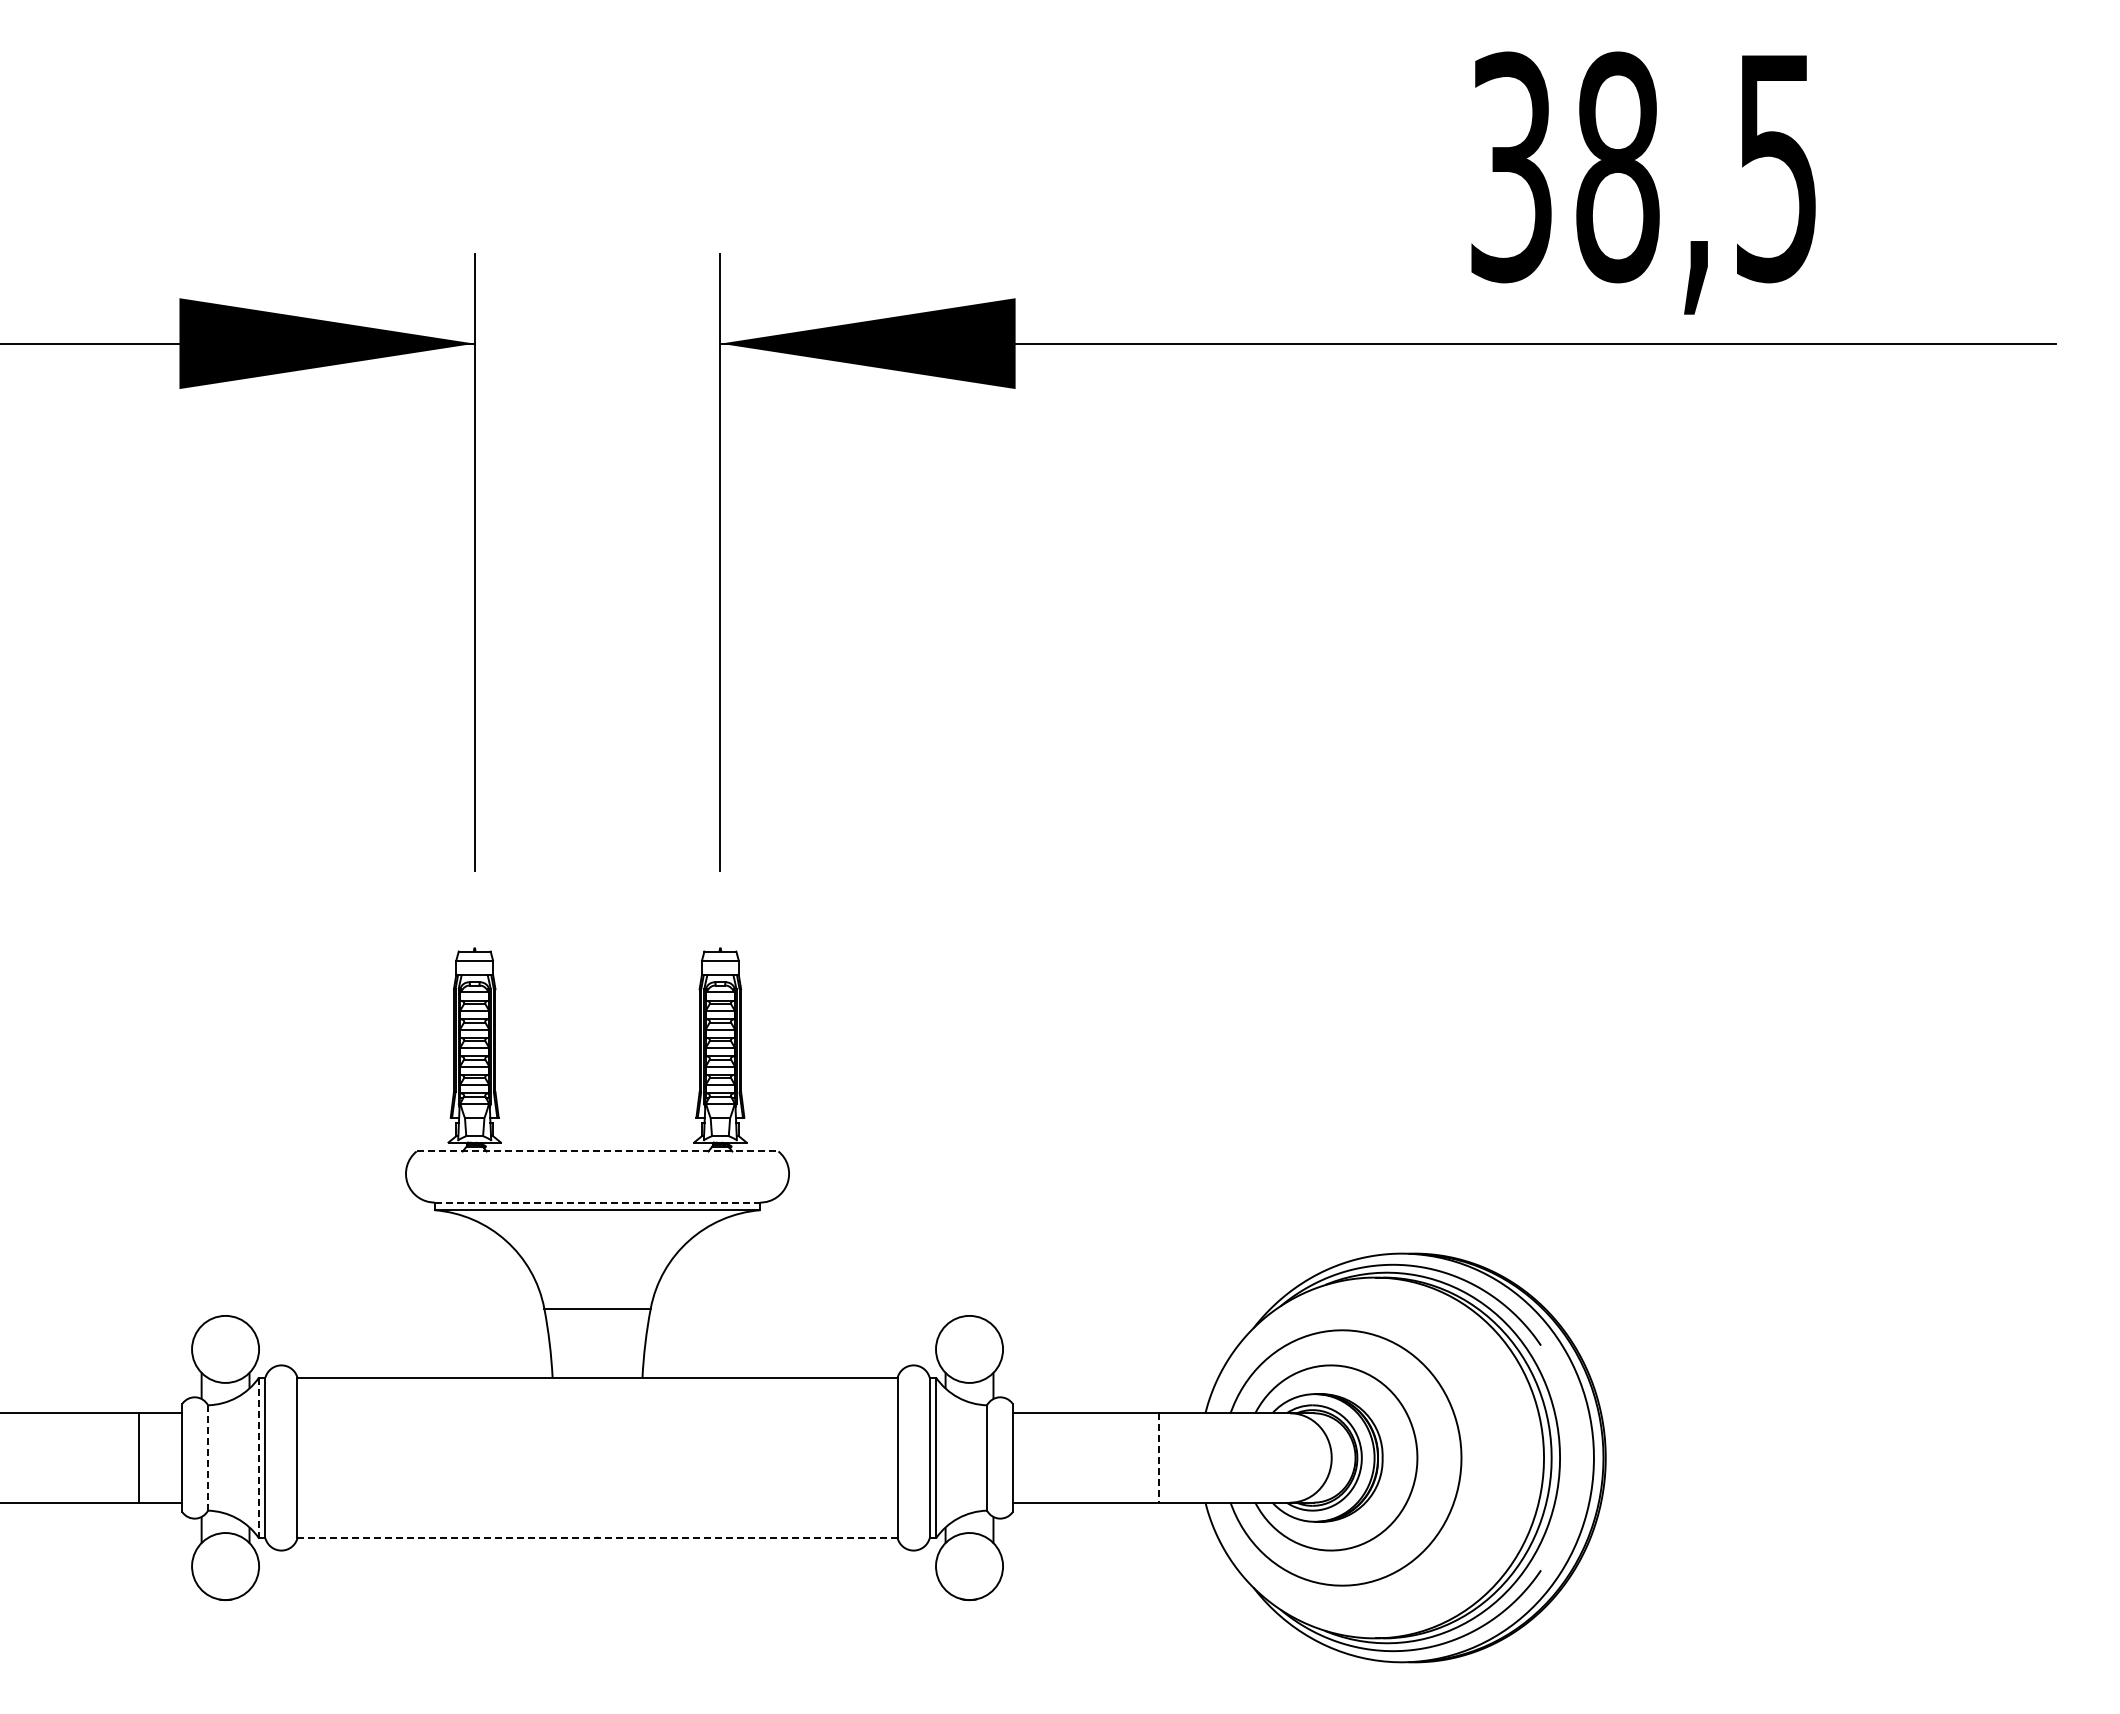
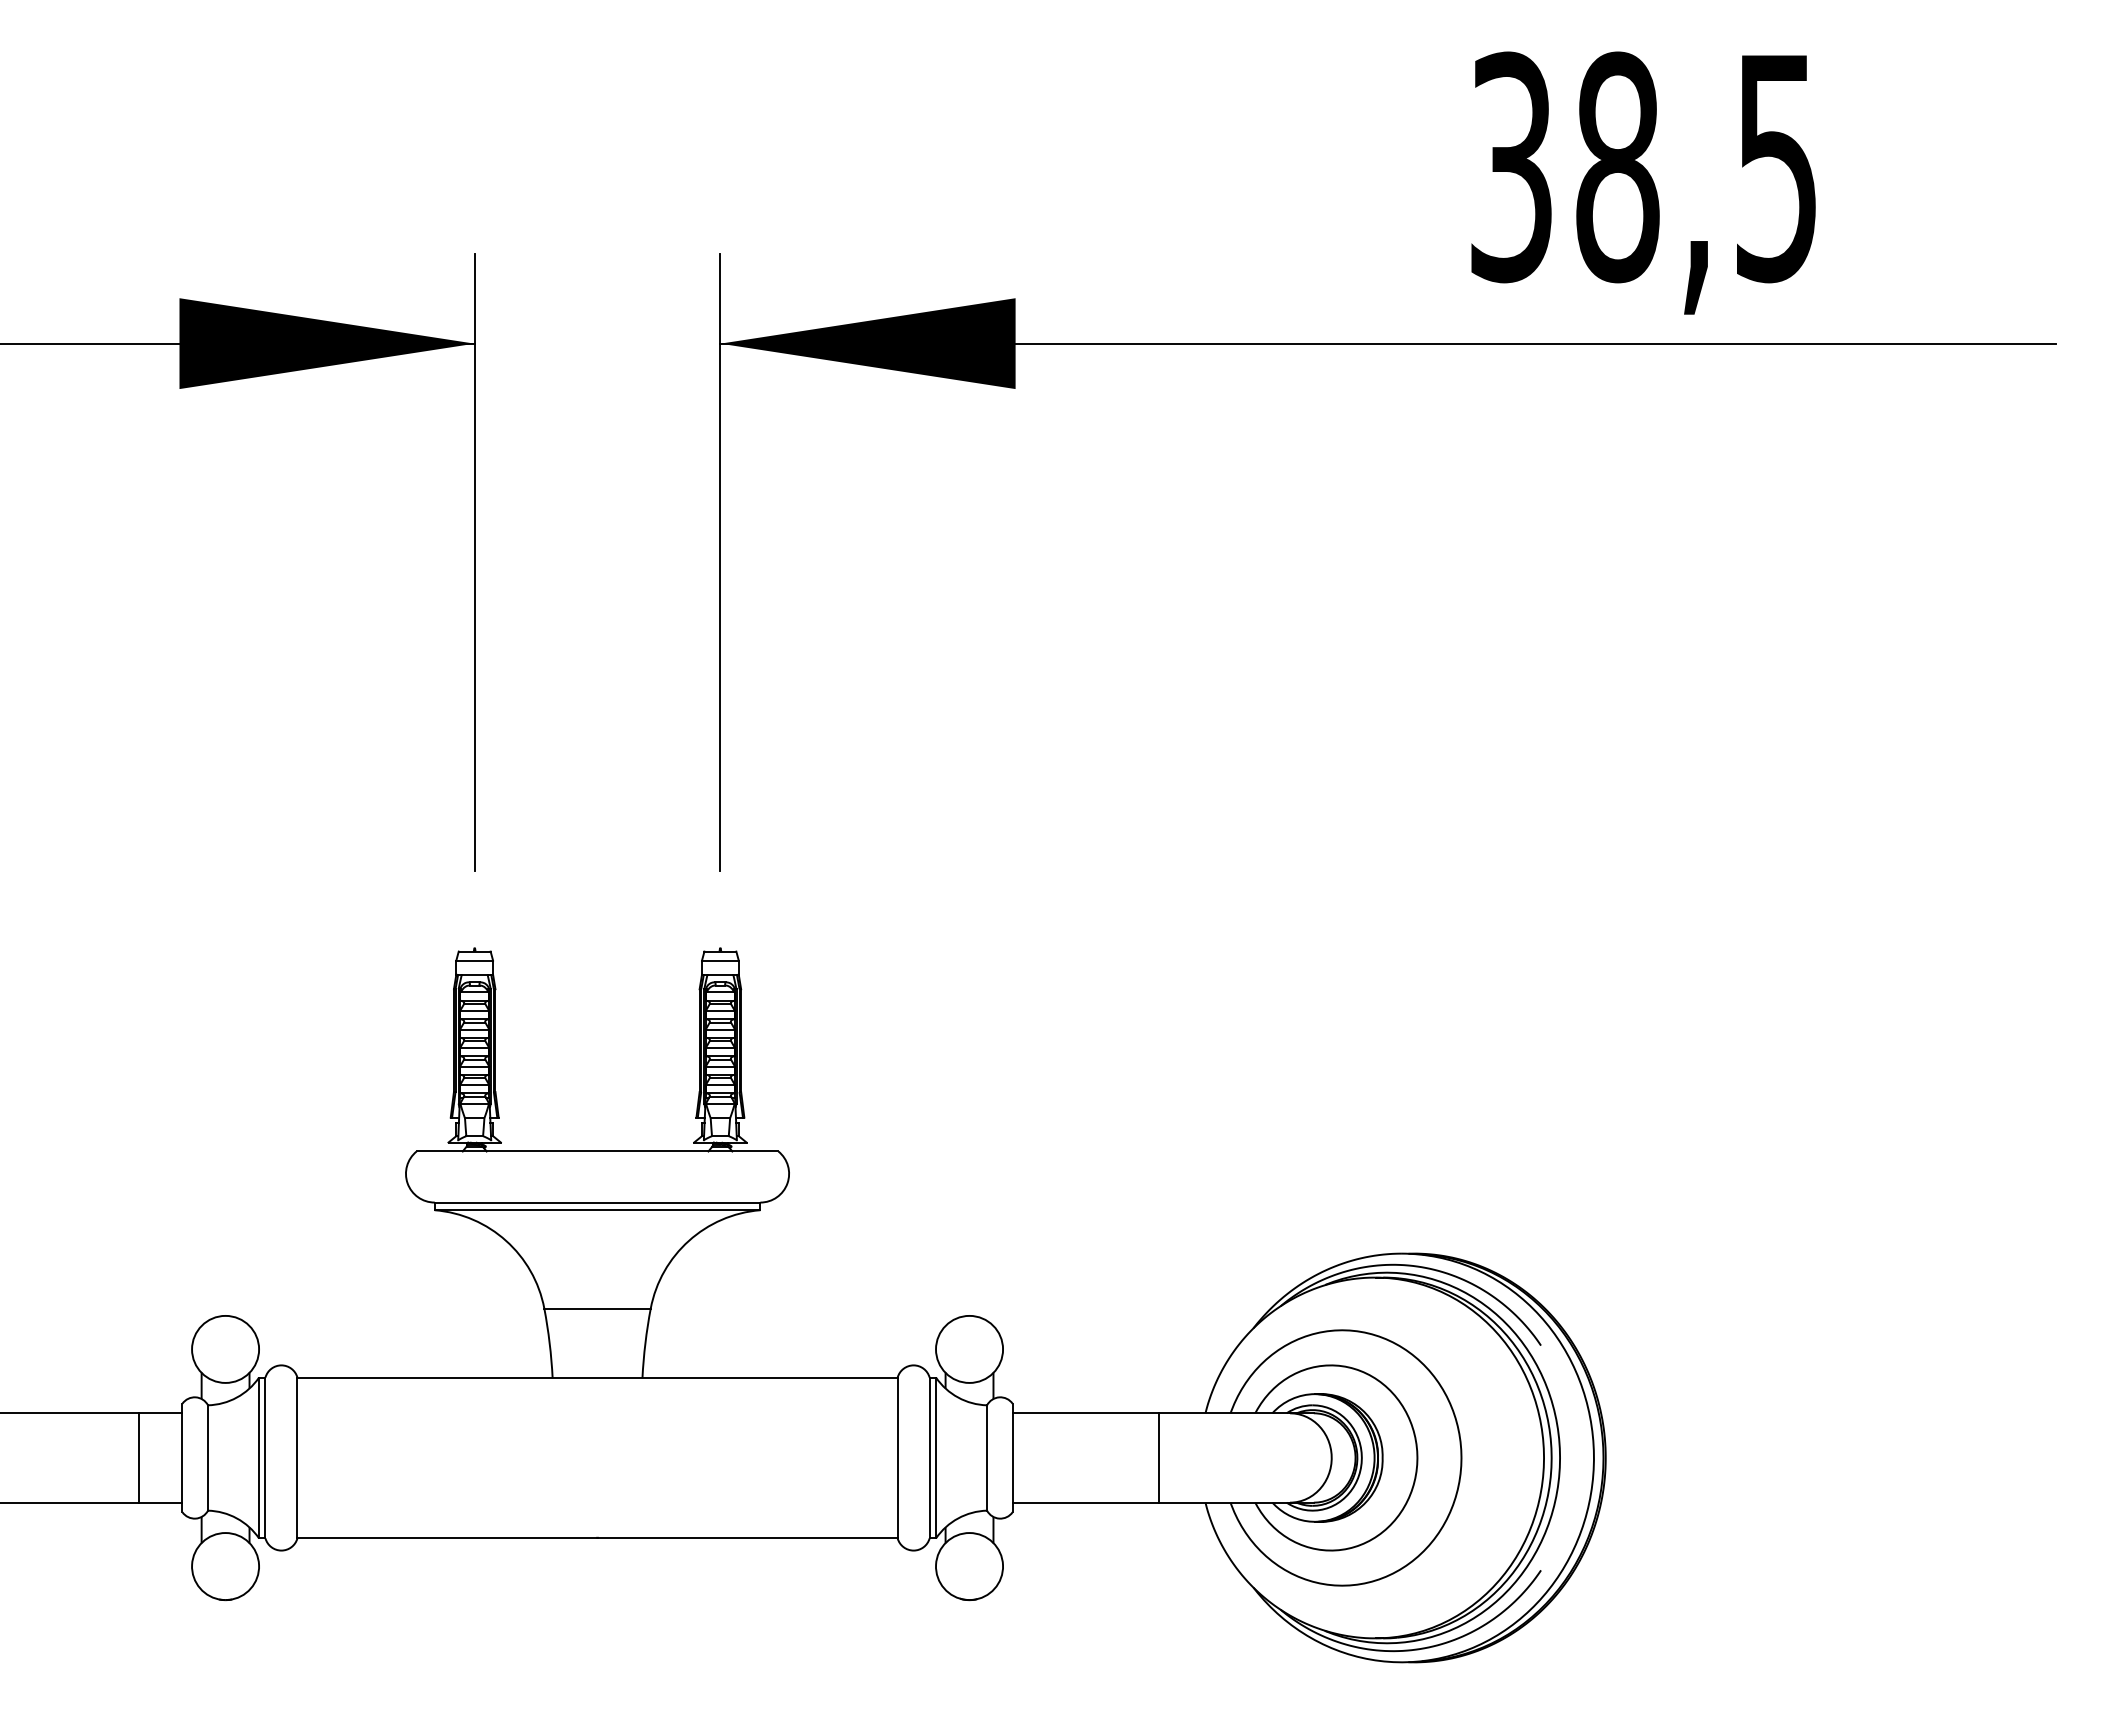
line: dashed -> solid (597, 1151)
line: dashed -> solid (597, 1202)
line: dashed -> solid (208, 1457)
line: dashed -> solid (1158, 1457)
line: dashed -> solid (259, 1458)
line: dashed -> solid (598, 1537)
